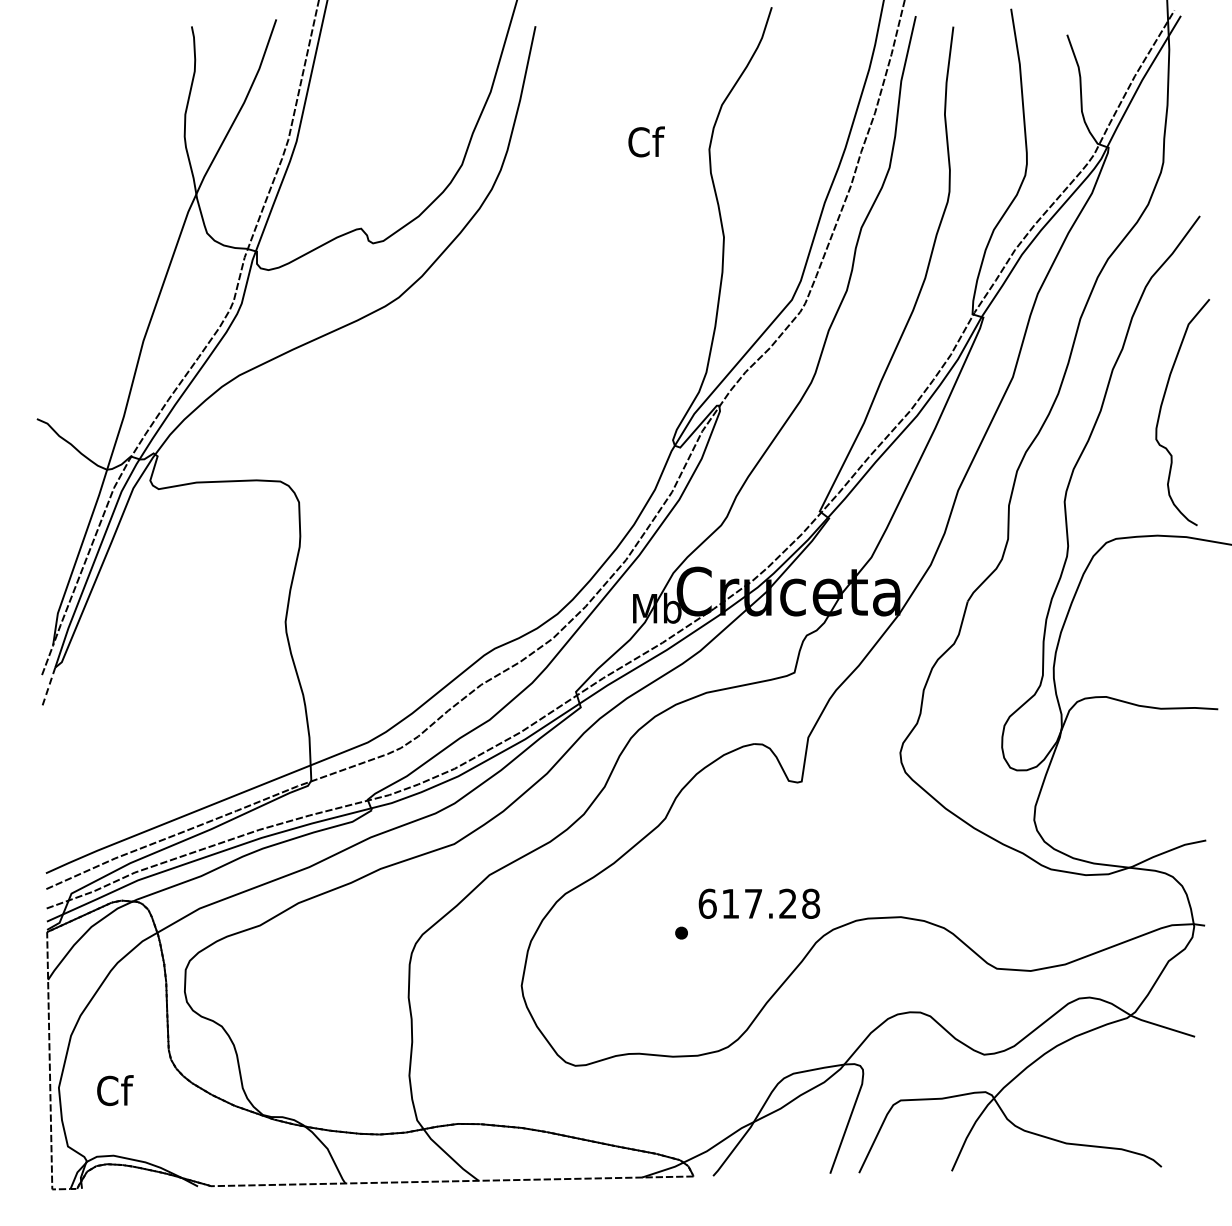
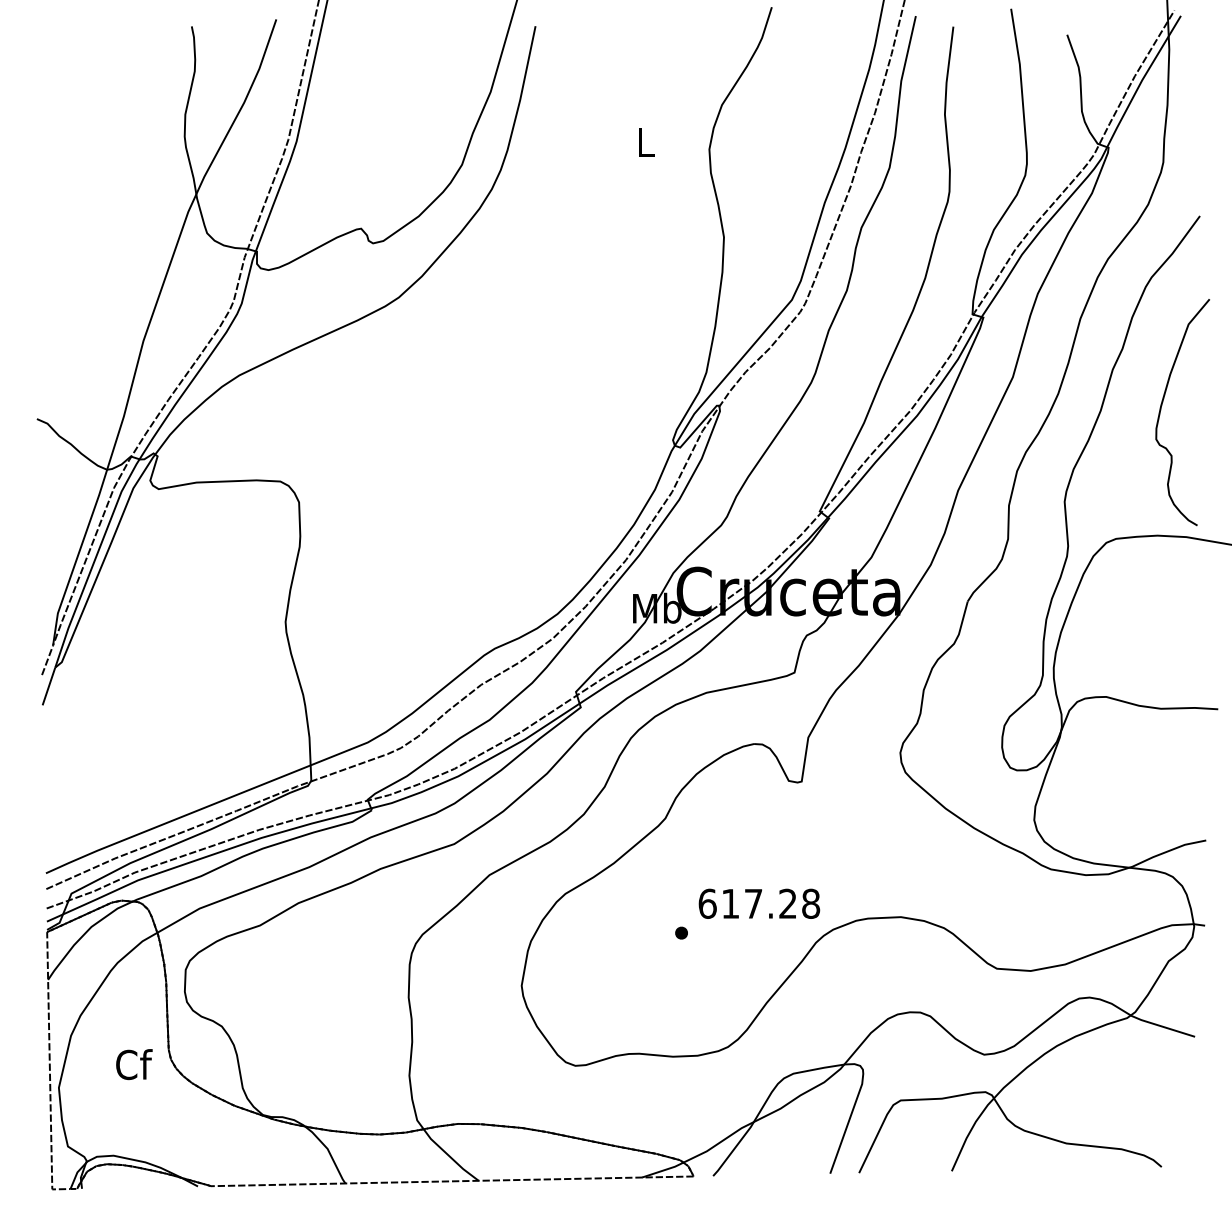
text: Cf -> L (646, 141)
line: dashed -> solid (48, 686)
text position: (115, 1090) -> (134, 1064) (134, 1064)
